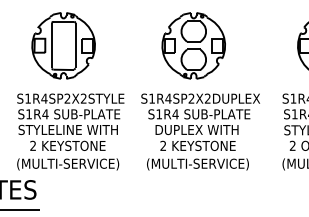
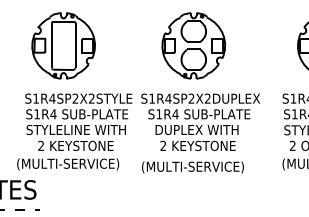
text position: (70, 121) -> (78, 121) (78, 121)
text position: (197, 164) -> (192, 167) (192, 167)
line: solid -> dashed (20, 210)
